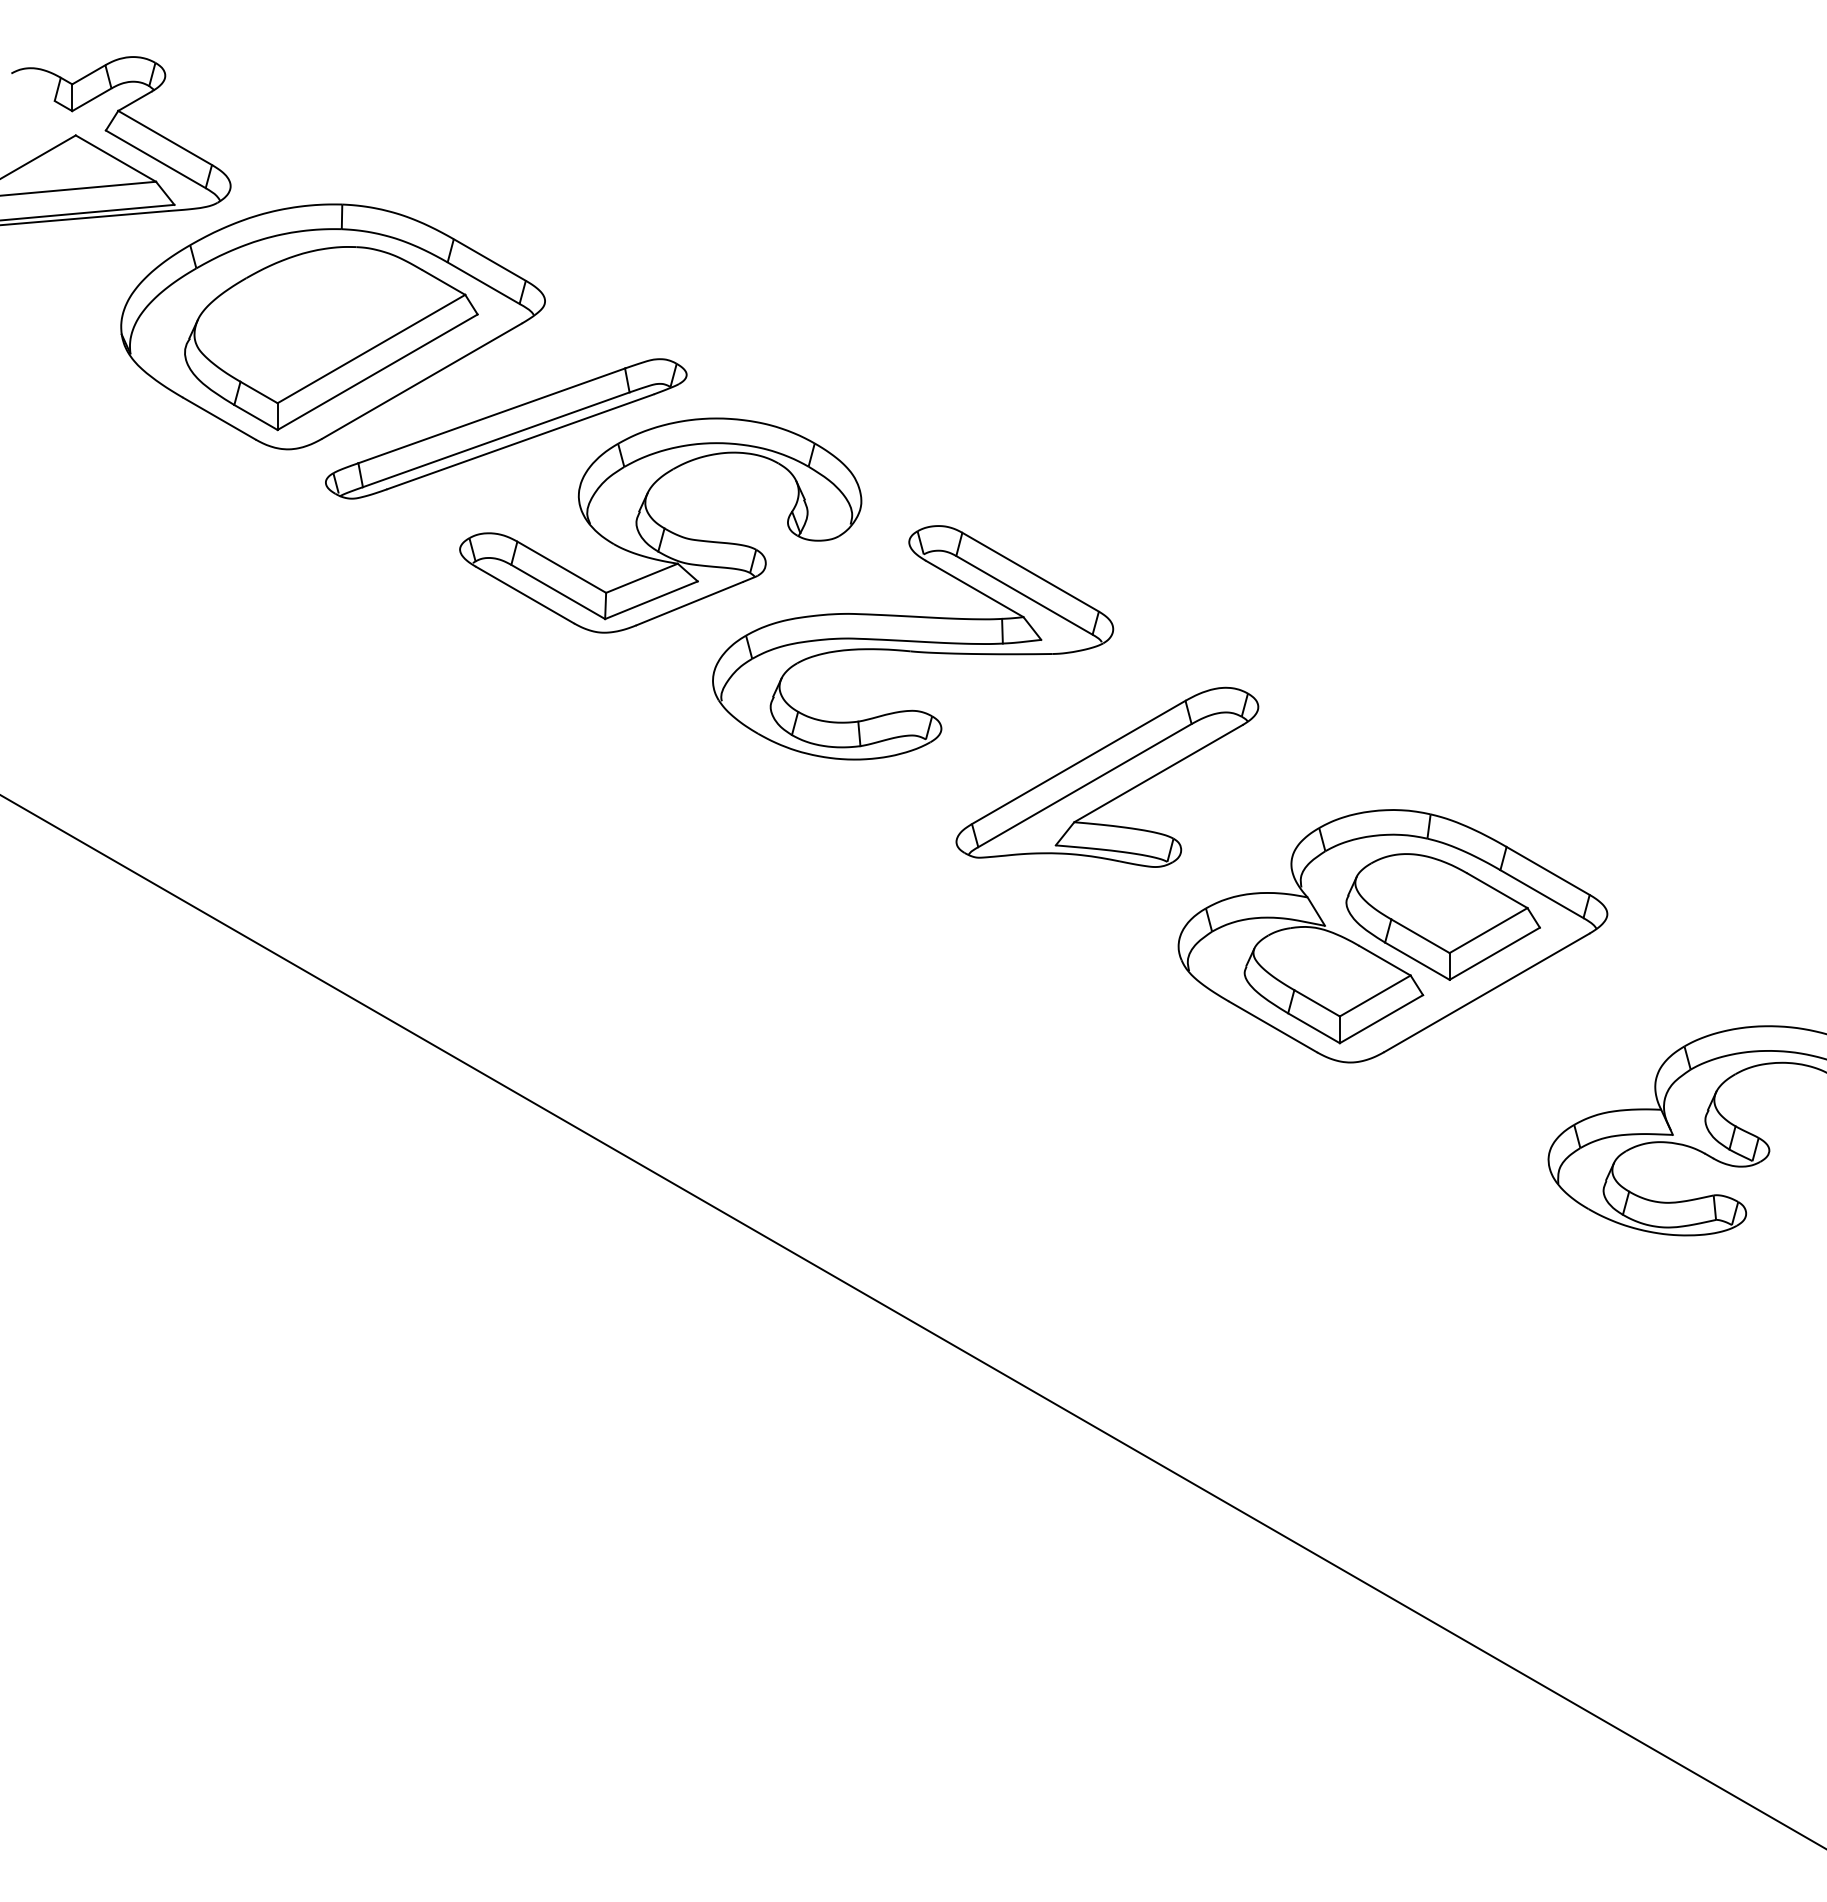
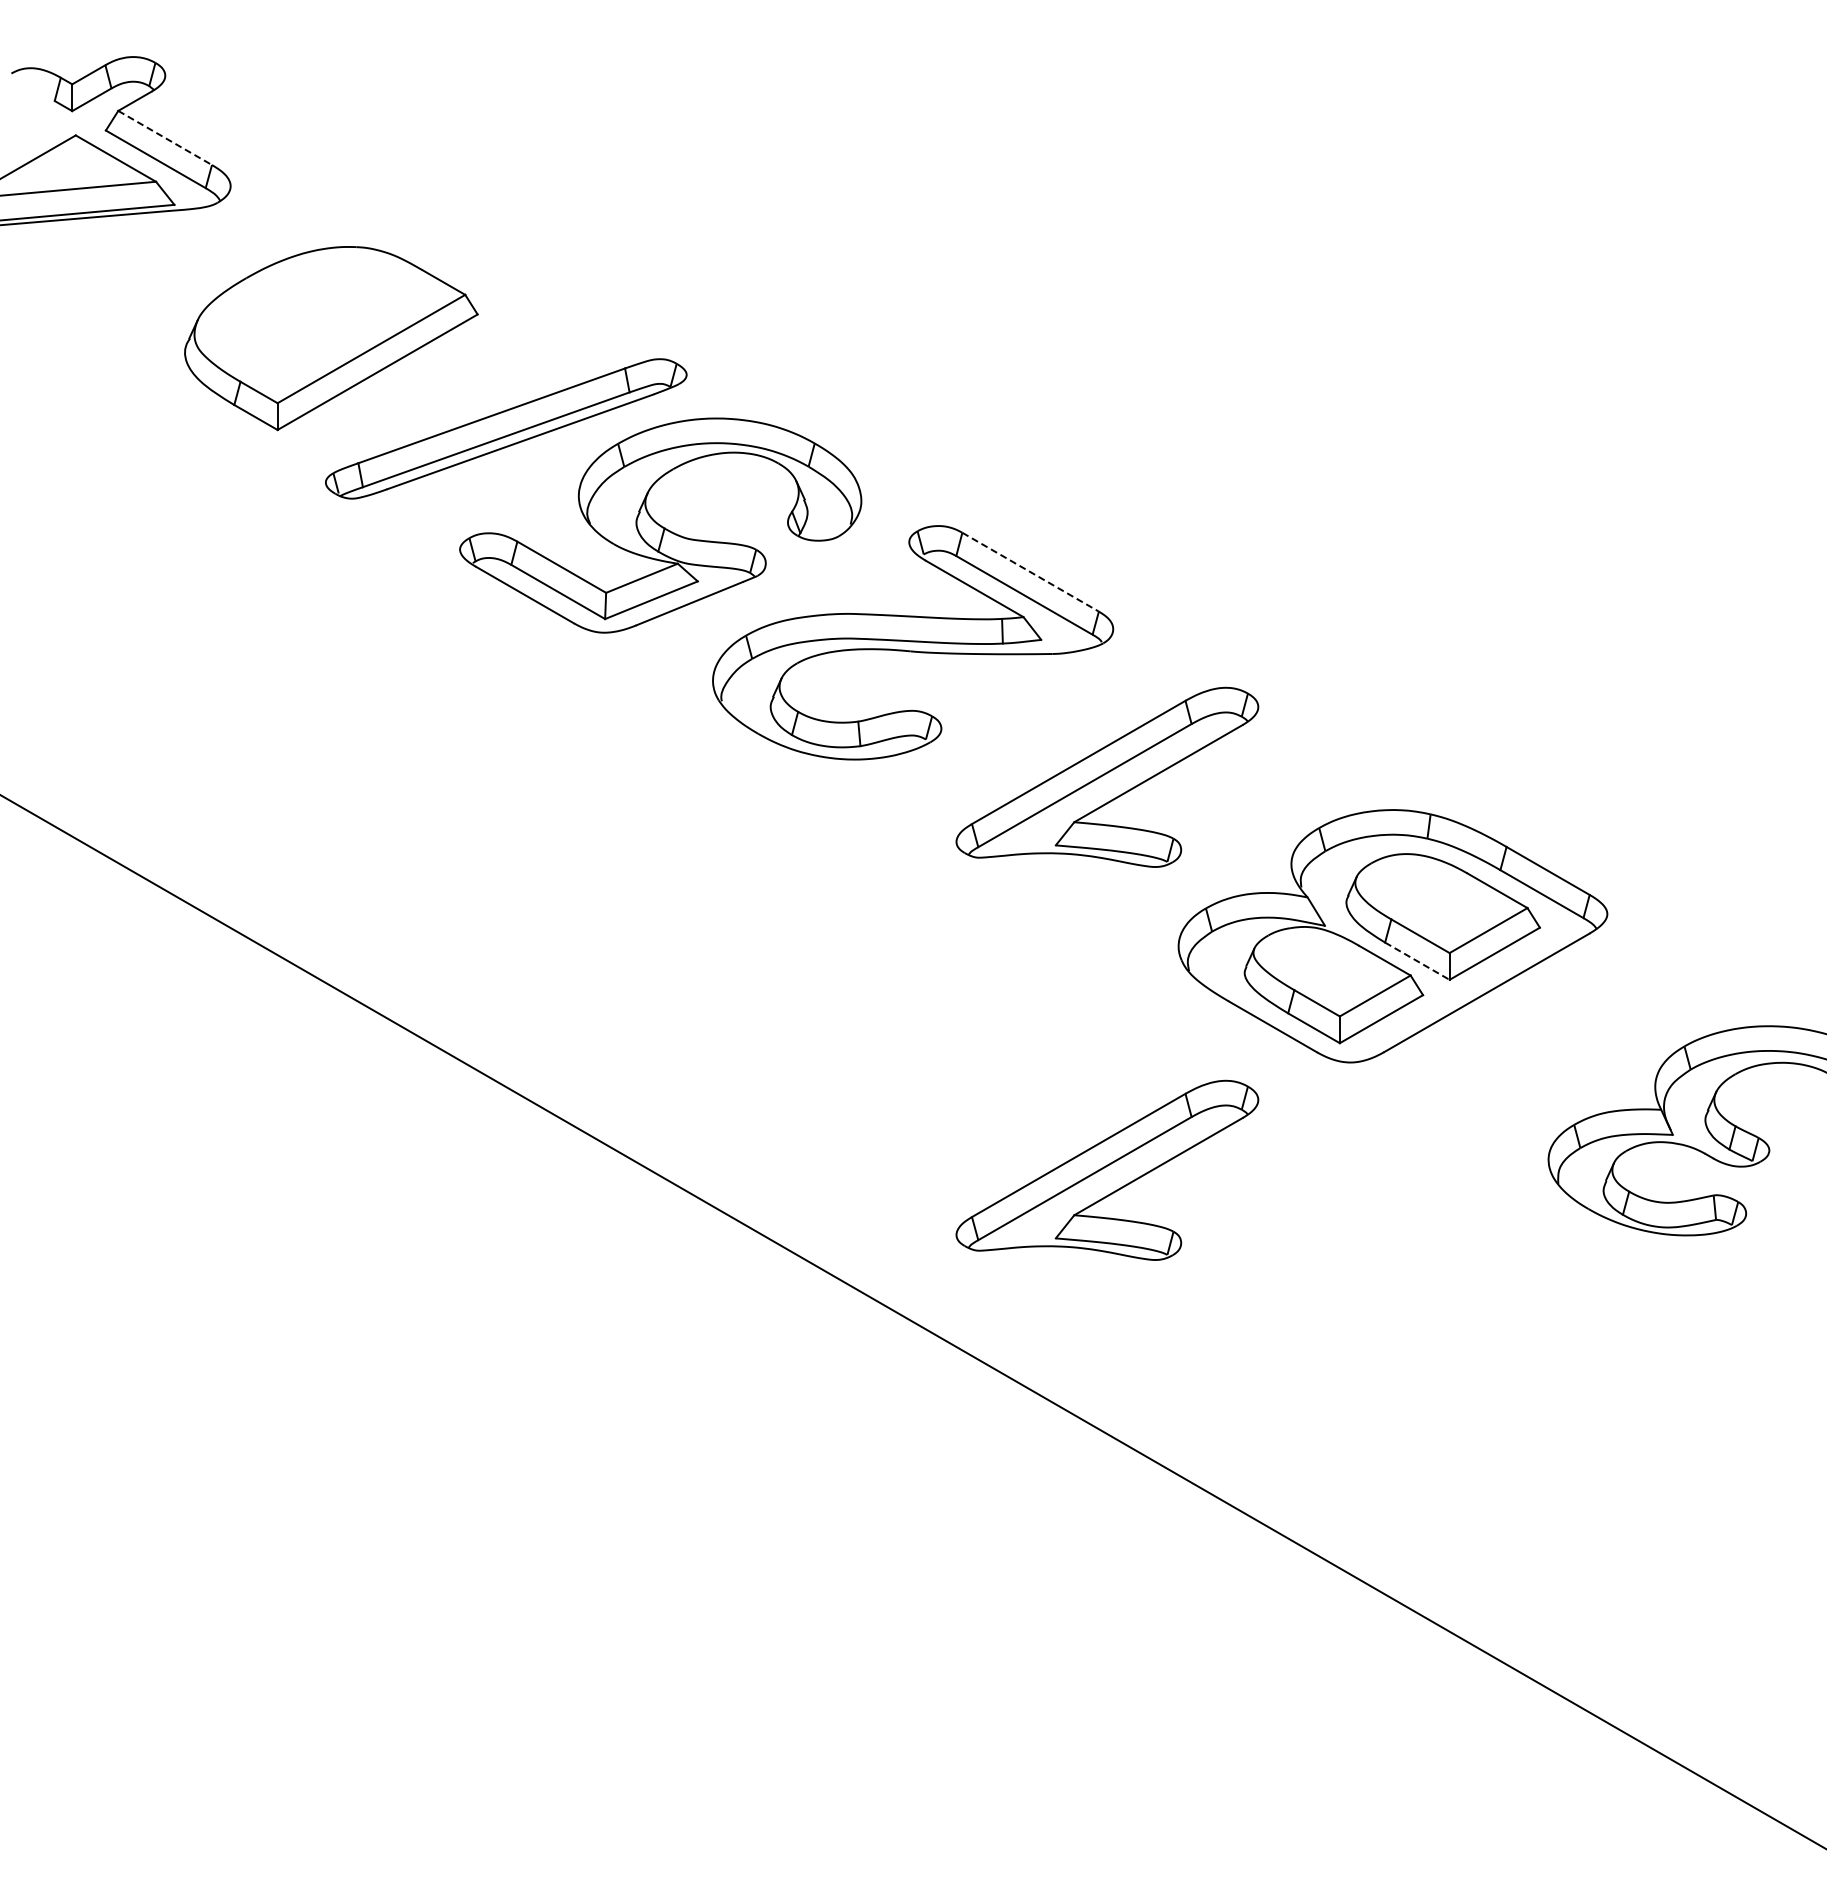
line: solid -> dashed (165, 138)
part: present -> none (332, 326)
line: solid -> dashed (1030, 572)
line: solid -> dashed (1417, 961)
part: none -> present (1107, 1169)
